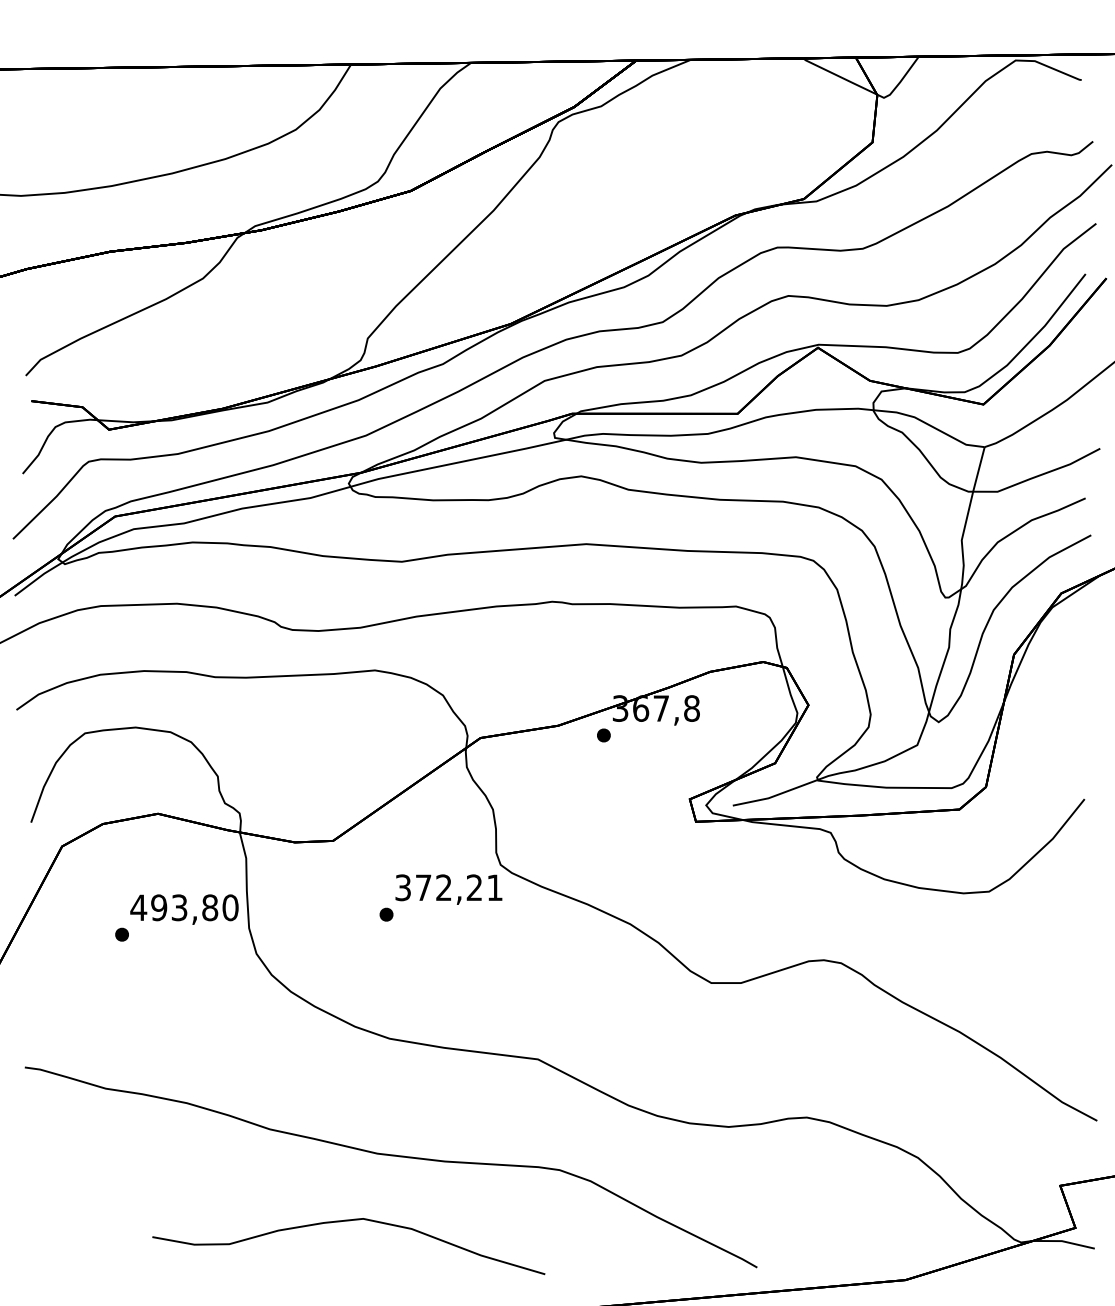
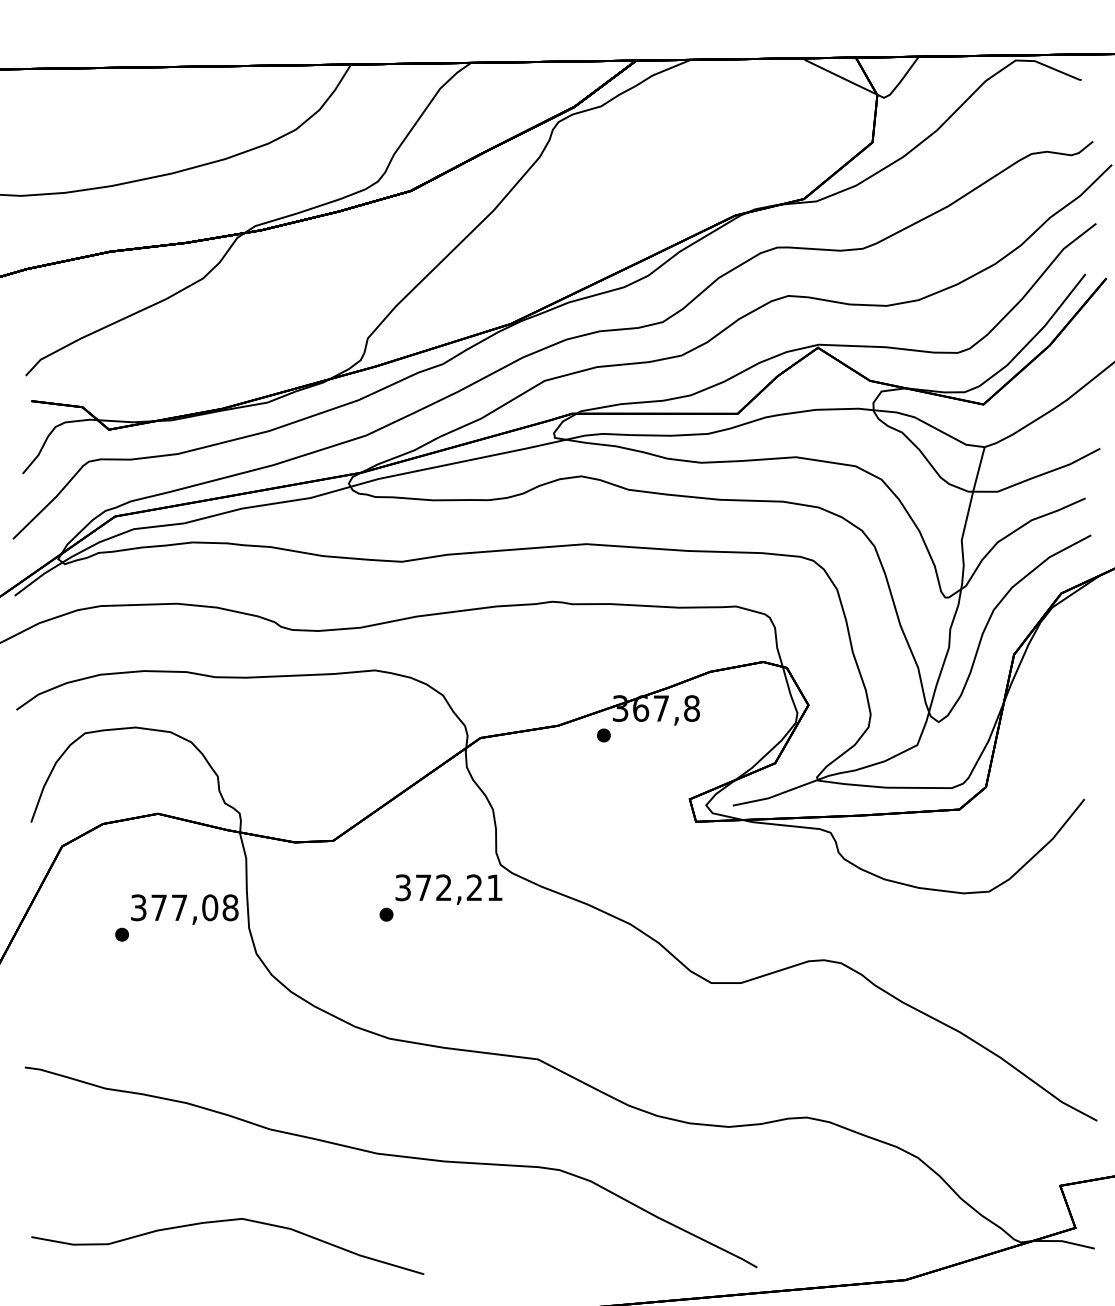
text: 493,80 -> 377,08 (184, 907)
curve position: (348, 1221) -> (227, 1221) (227, 1221)
